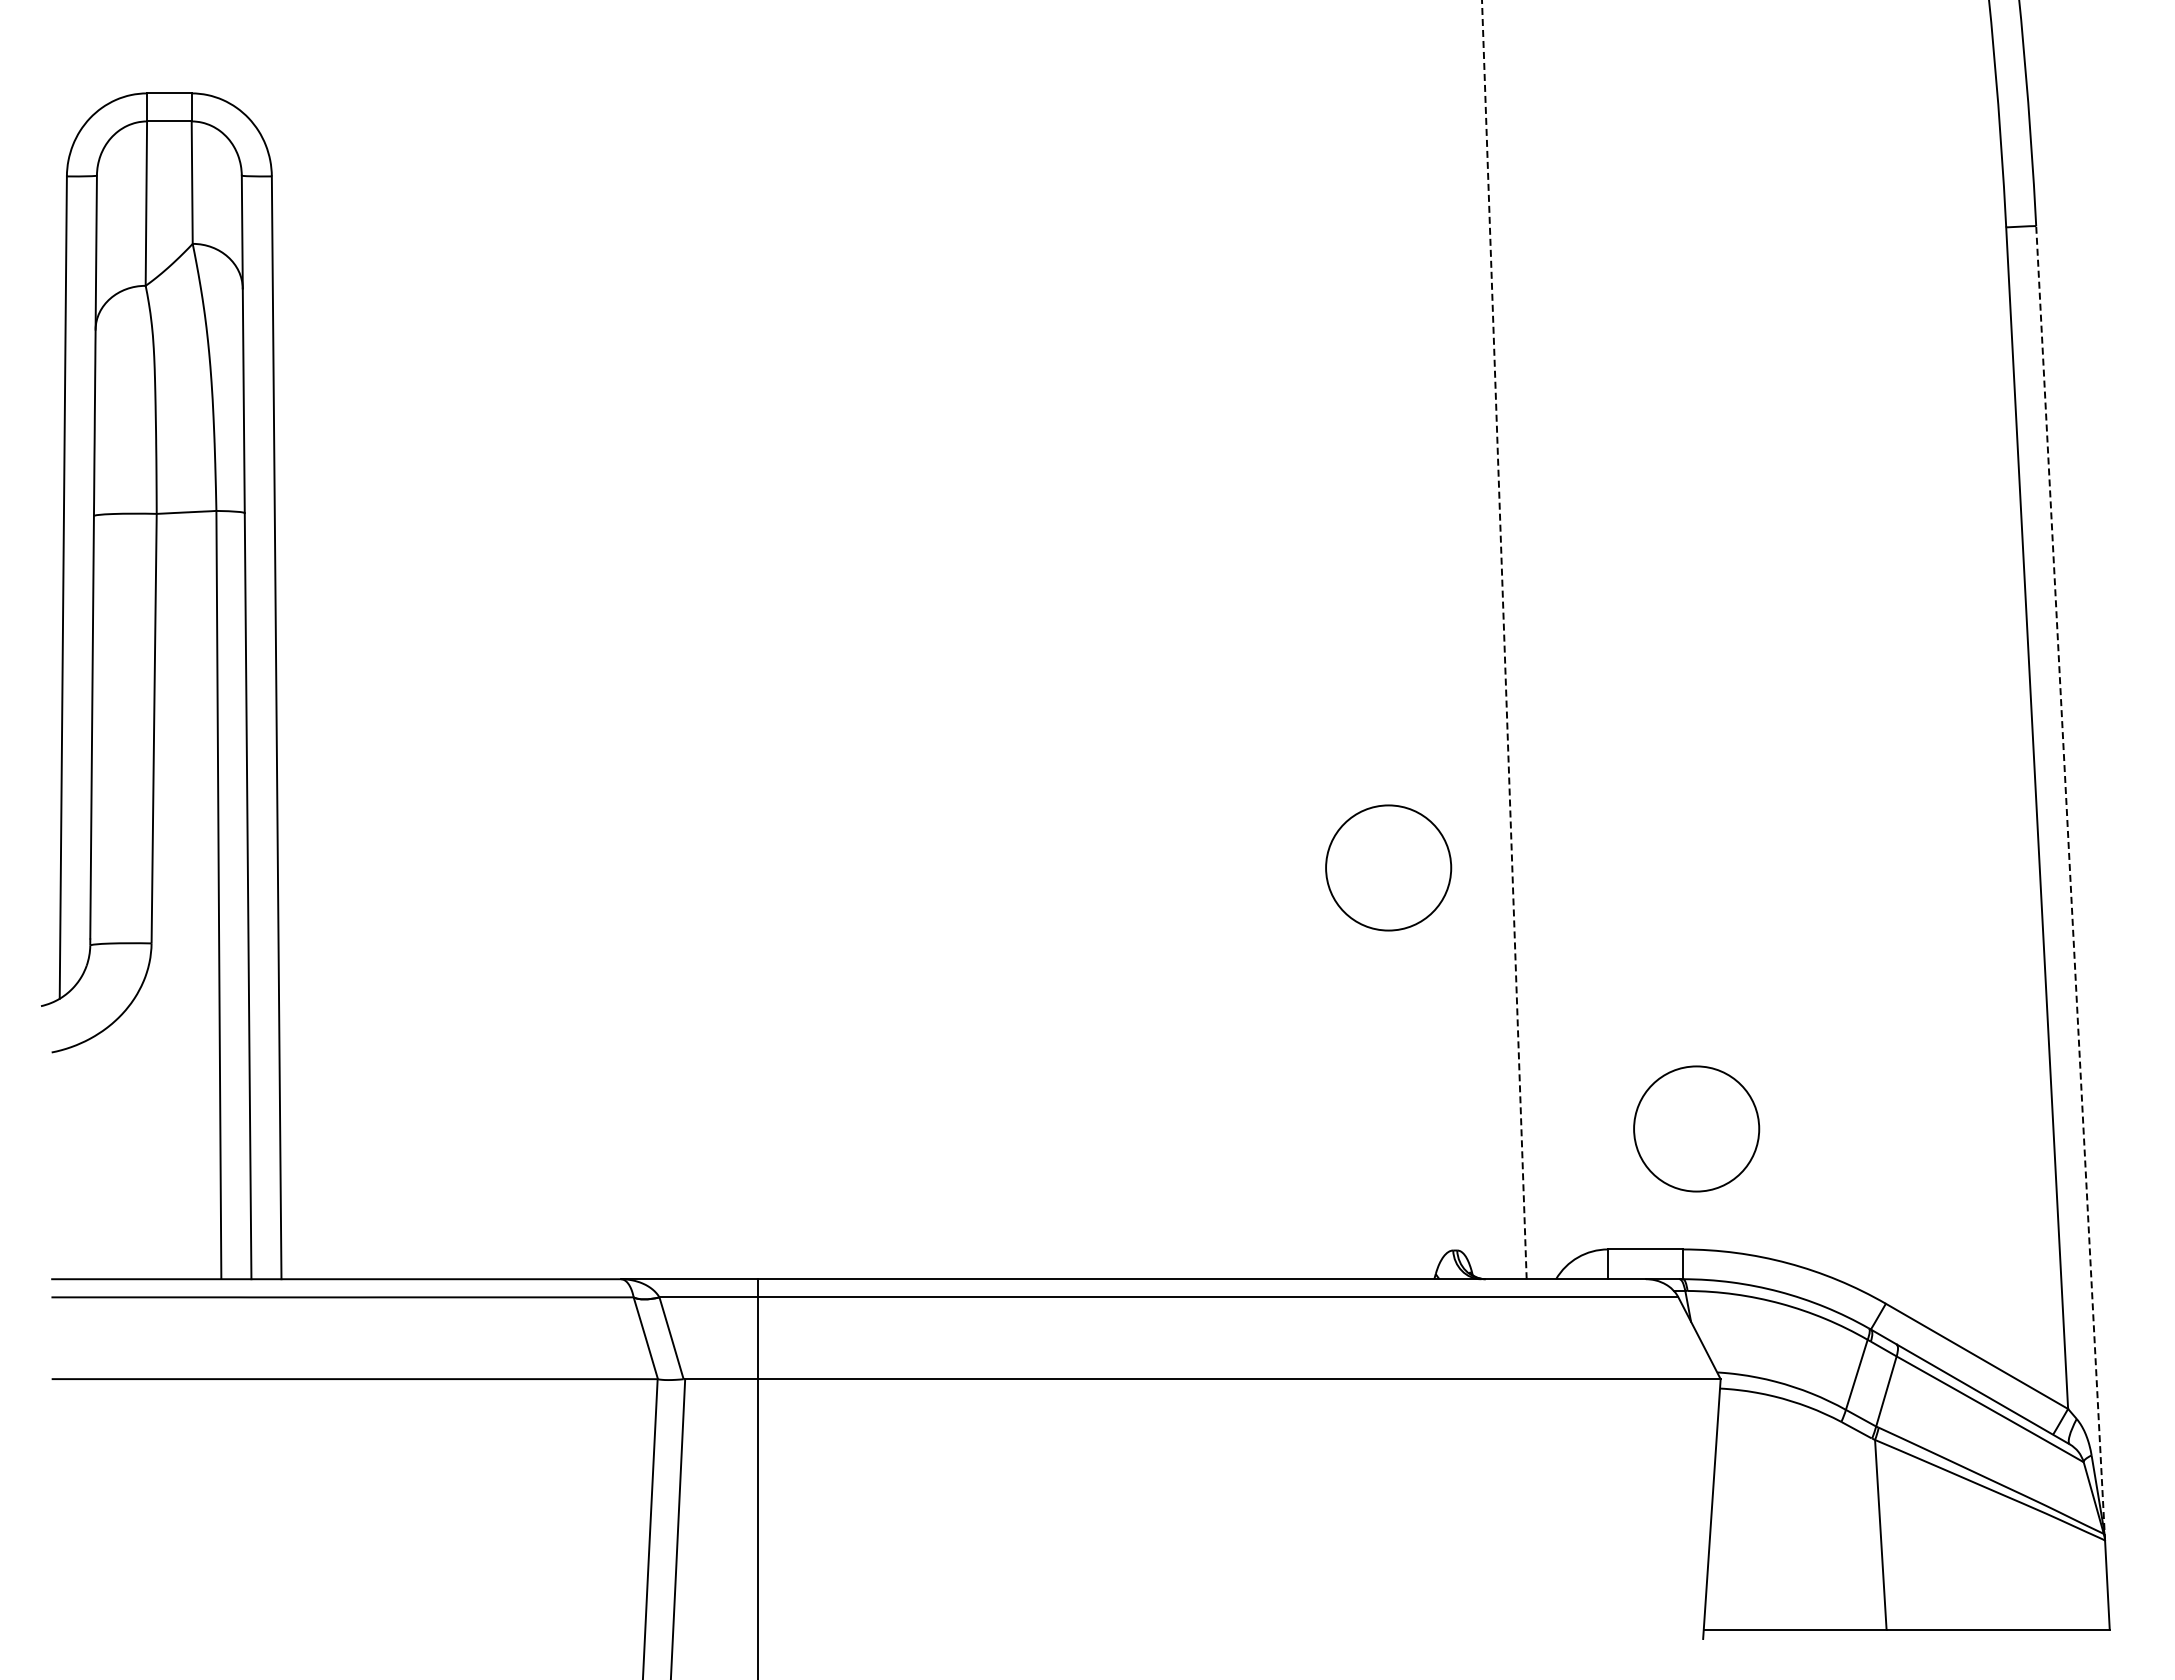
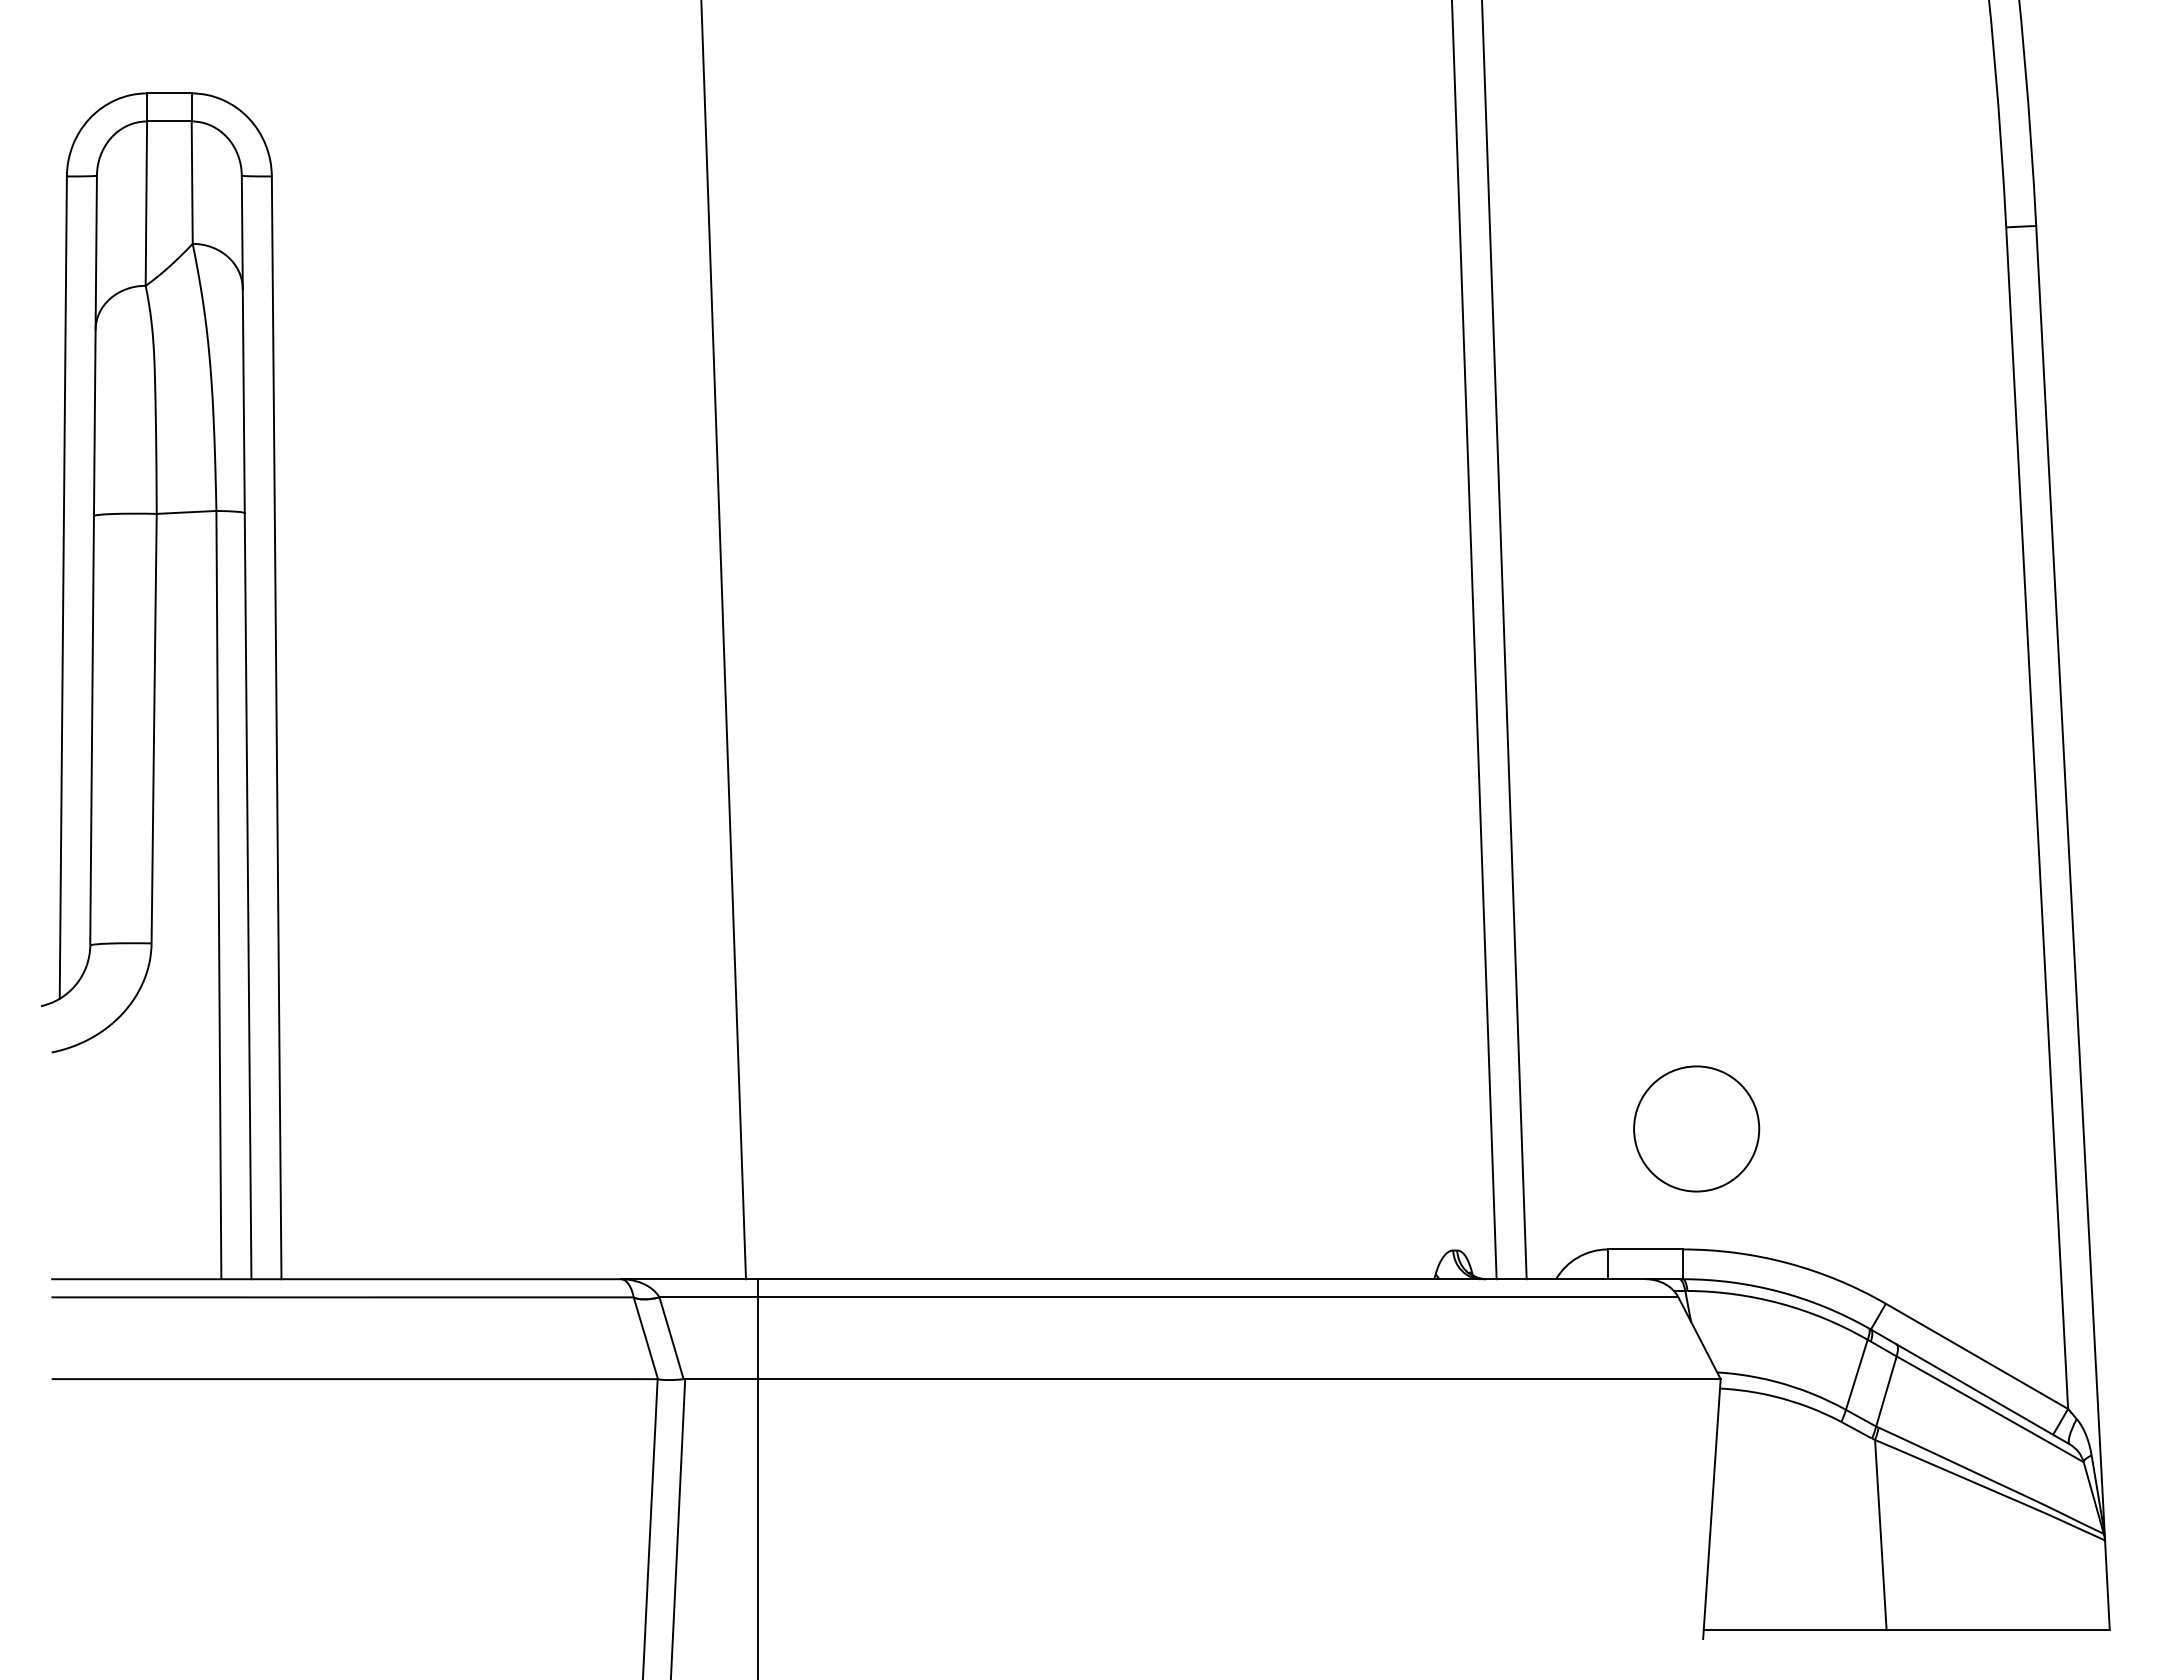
line: dashed -> solid (1504, 639)
line: none -> present (723, 640)
line: none -> present (1474, 640)
circle: present -> none (1388, 867)
line: dashed -> solid (2070, 883)
